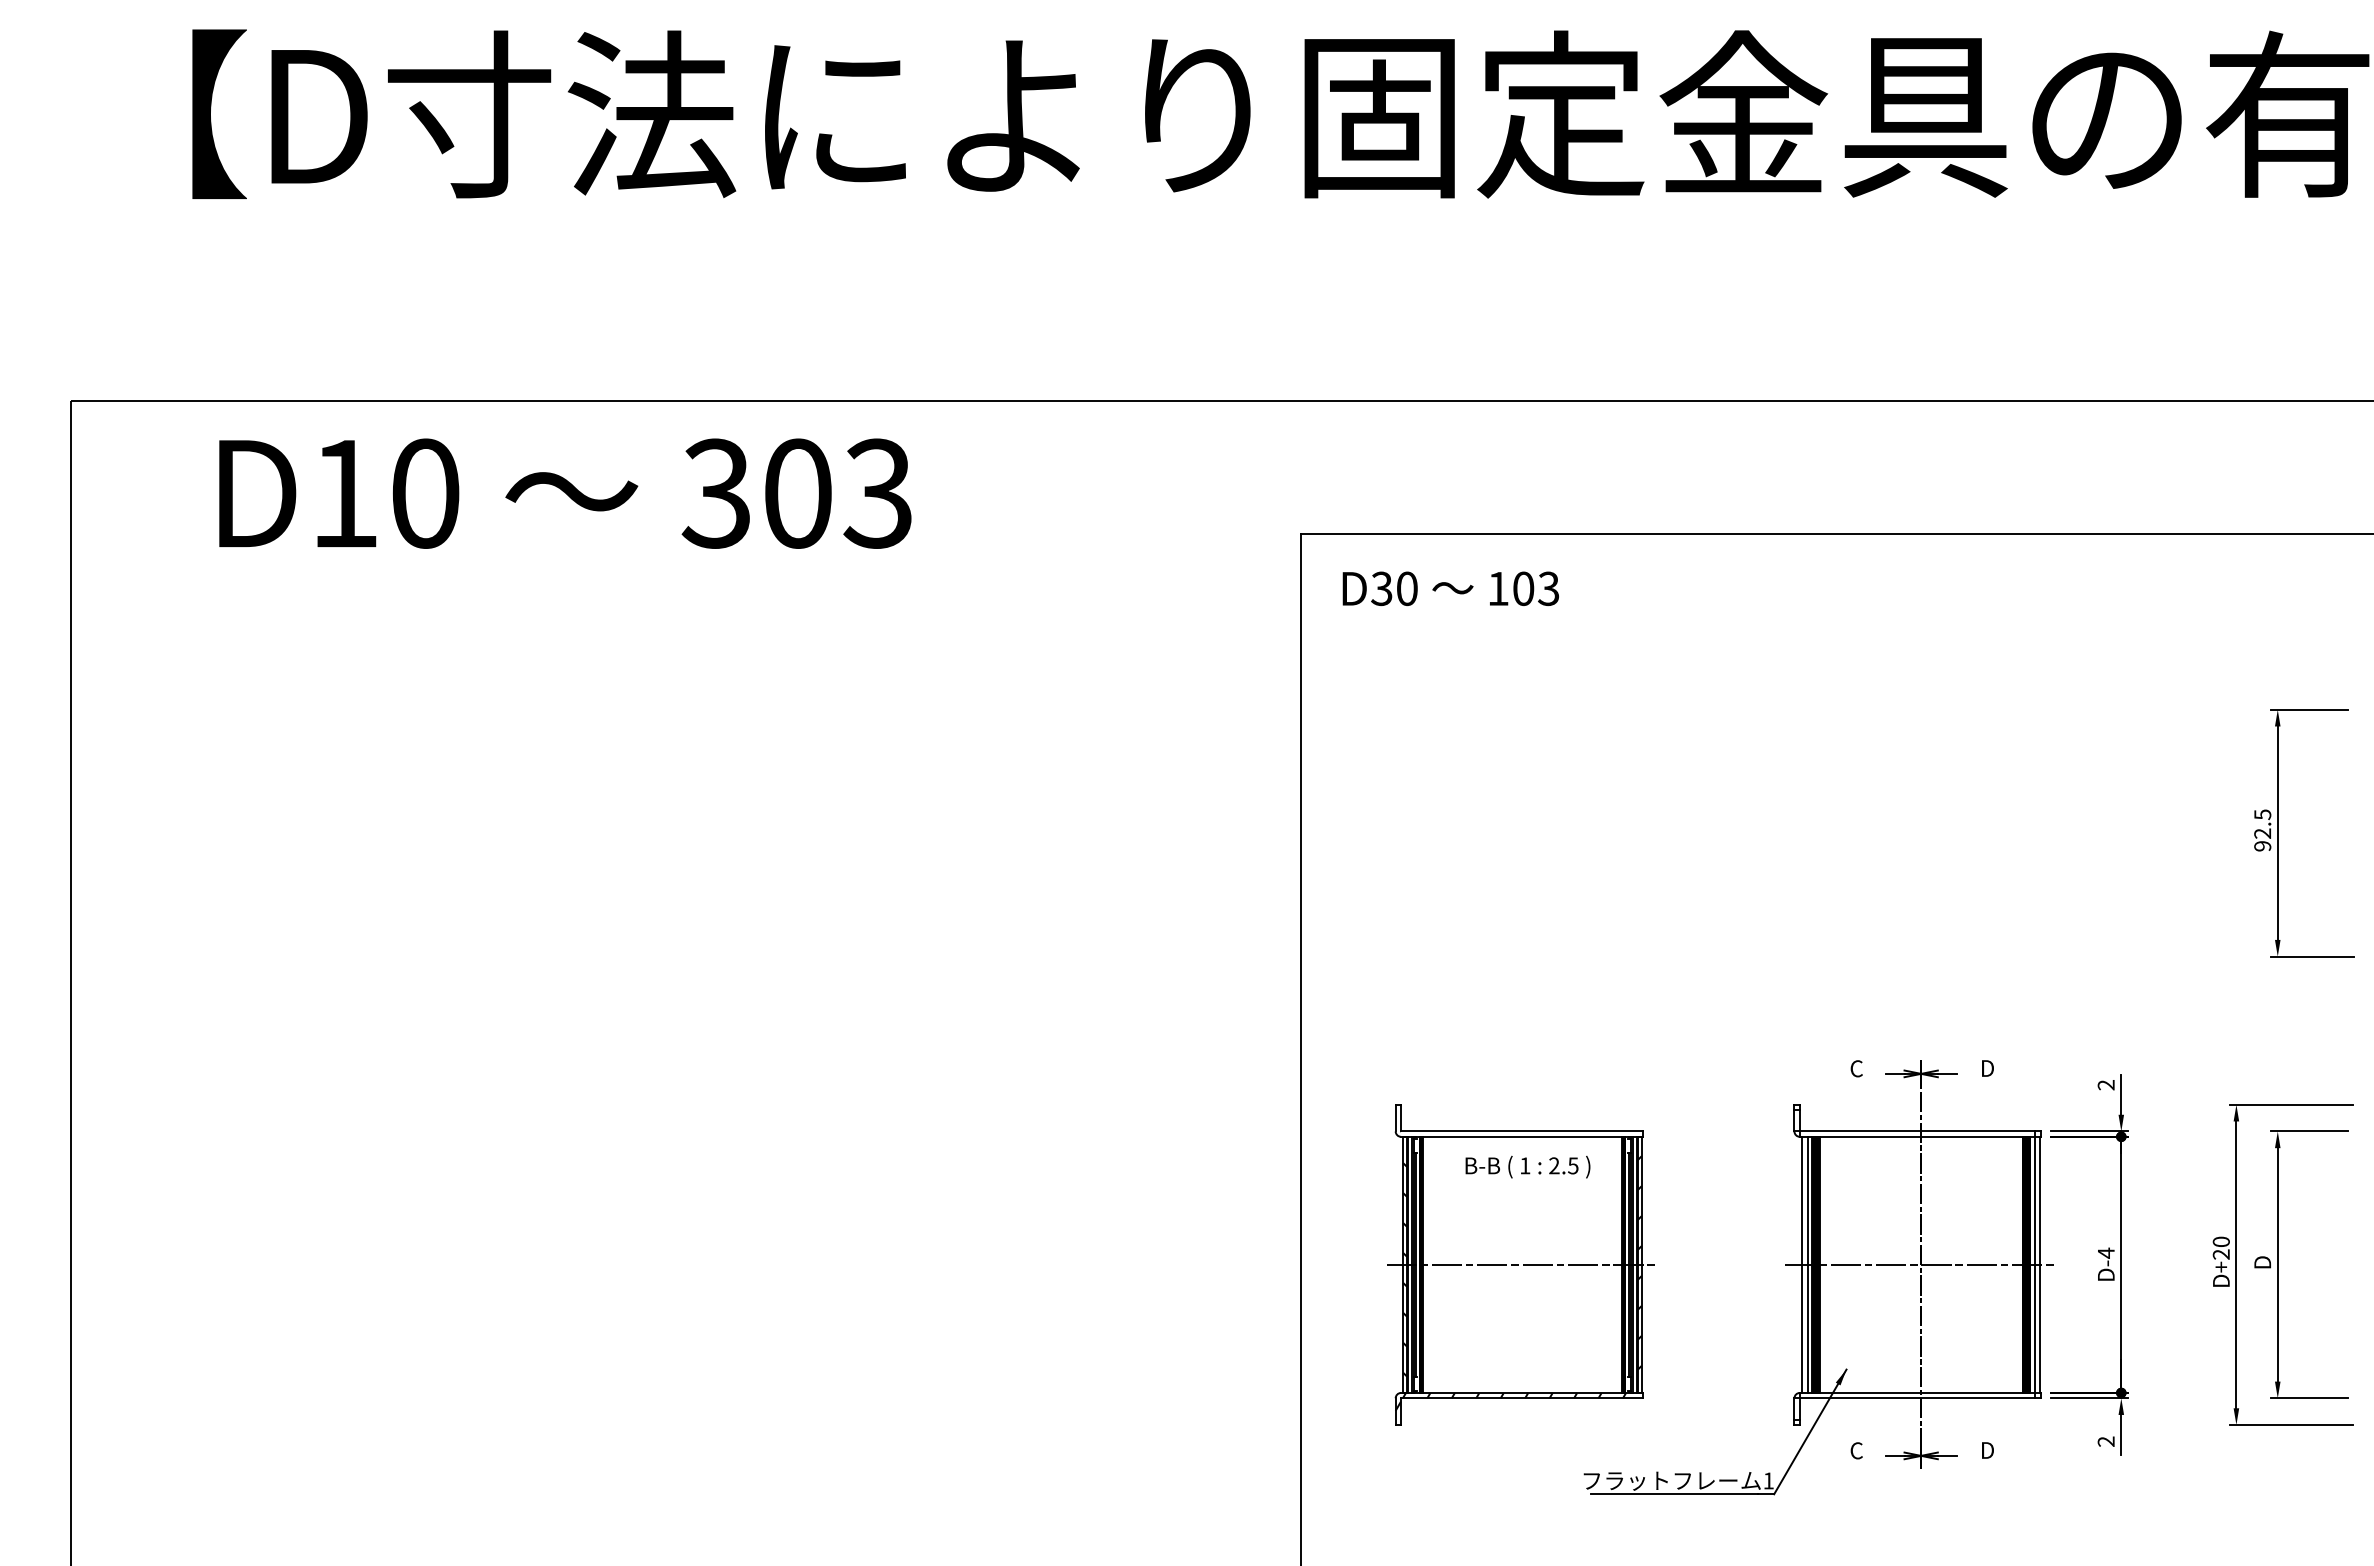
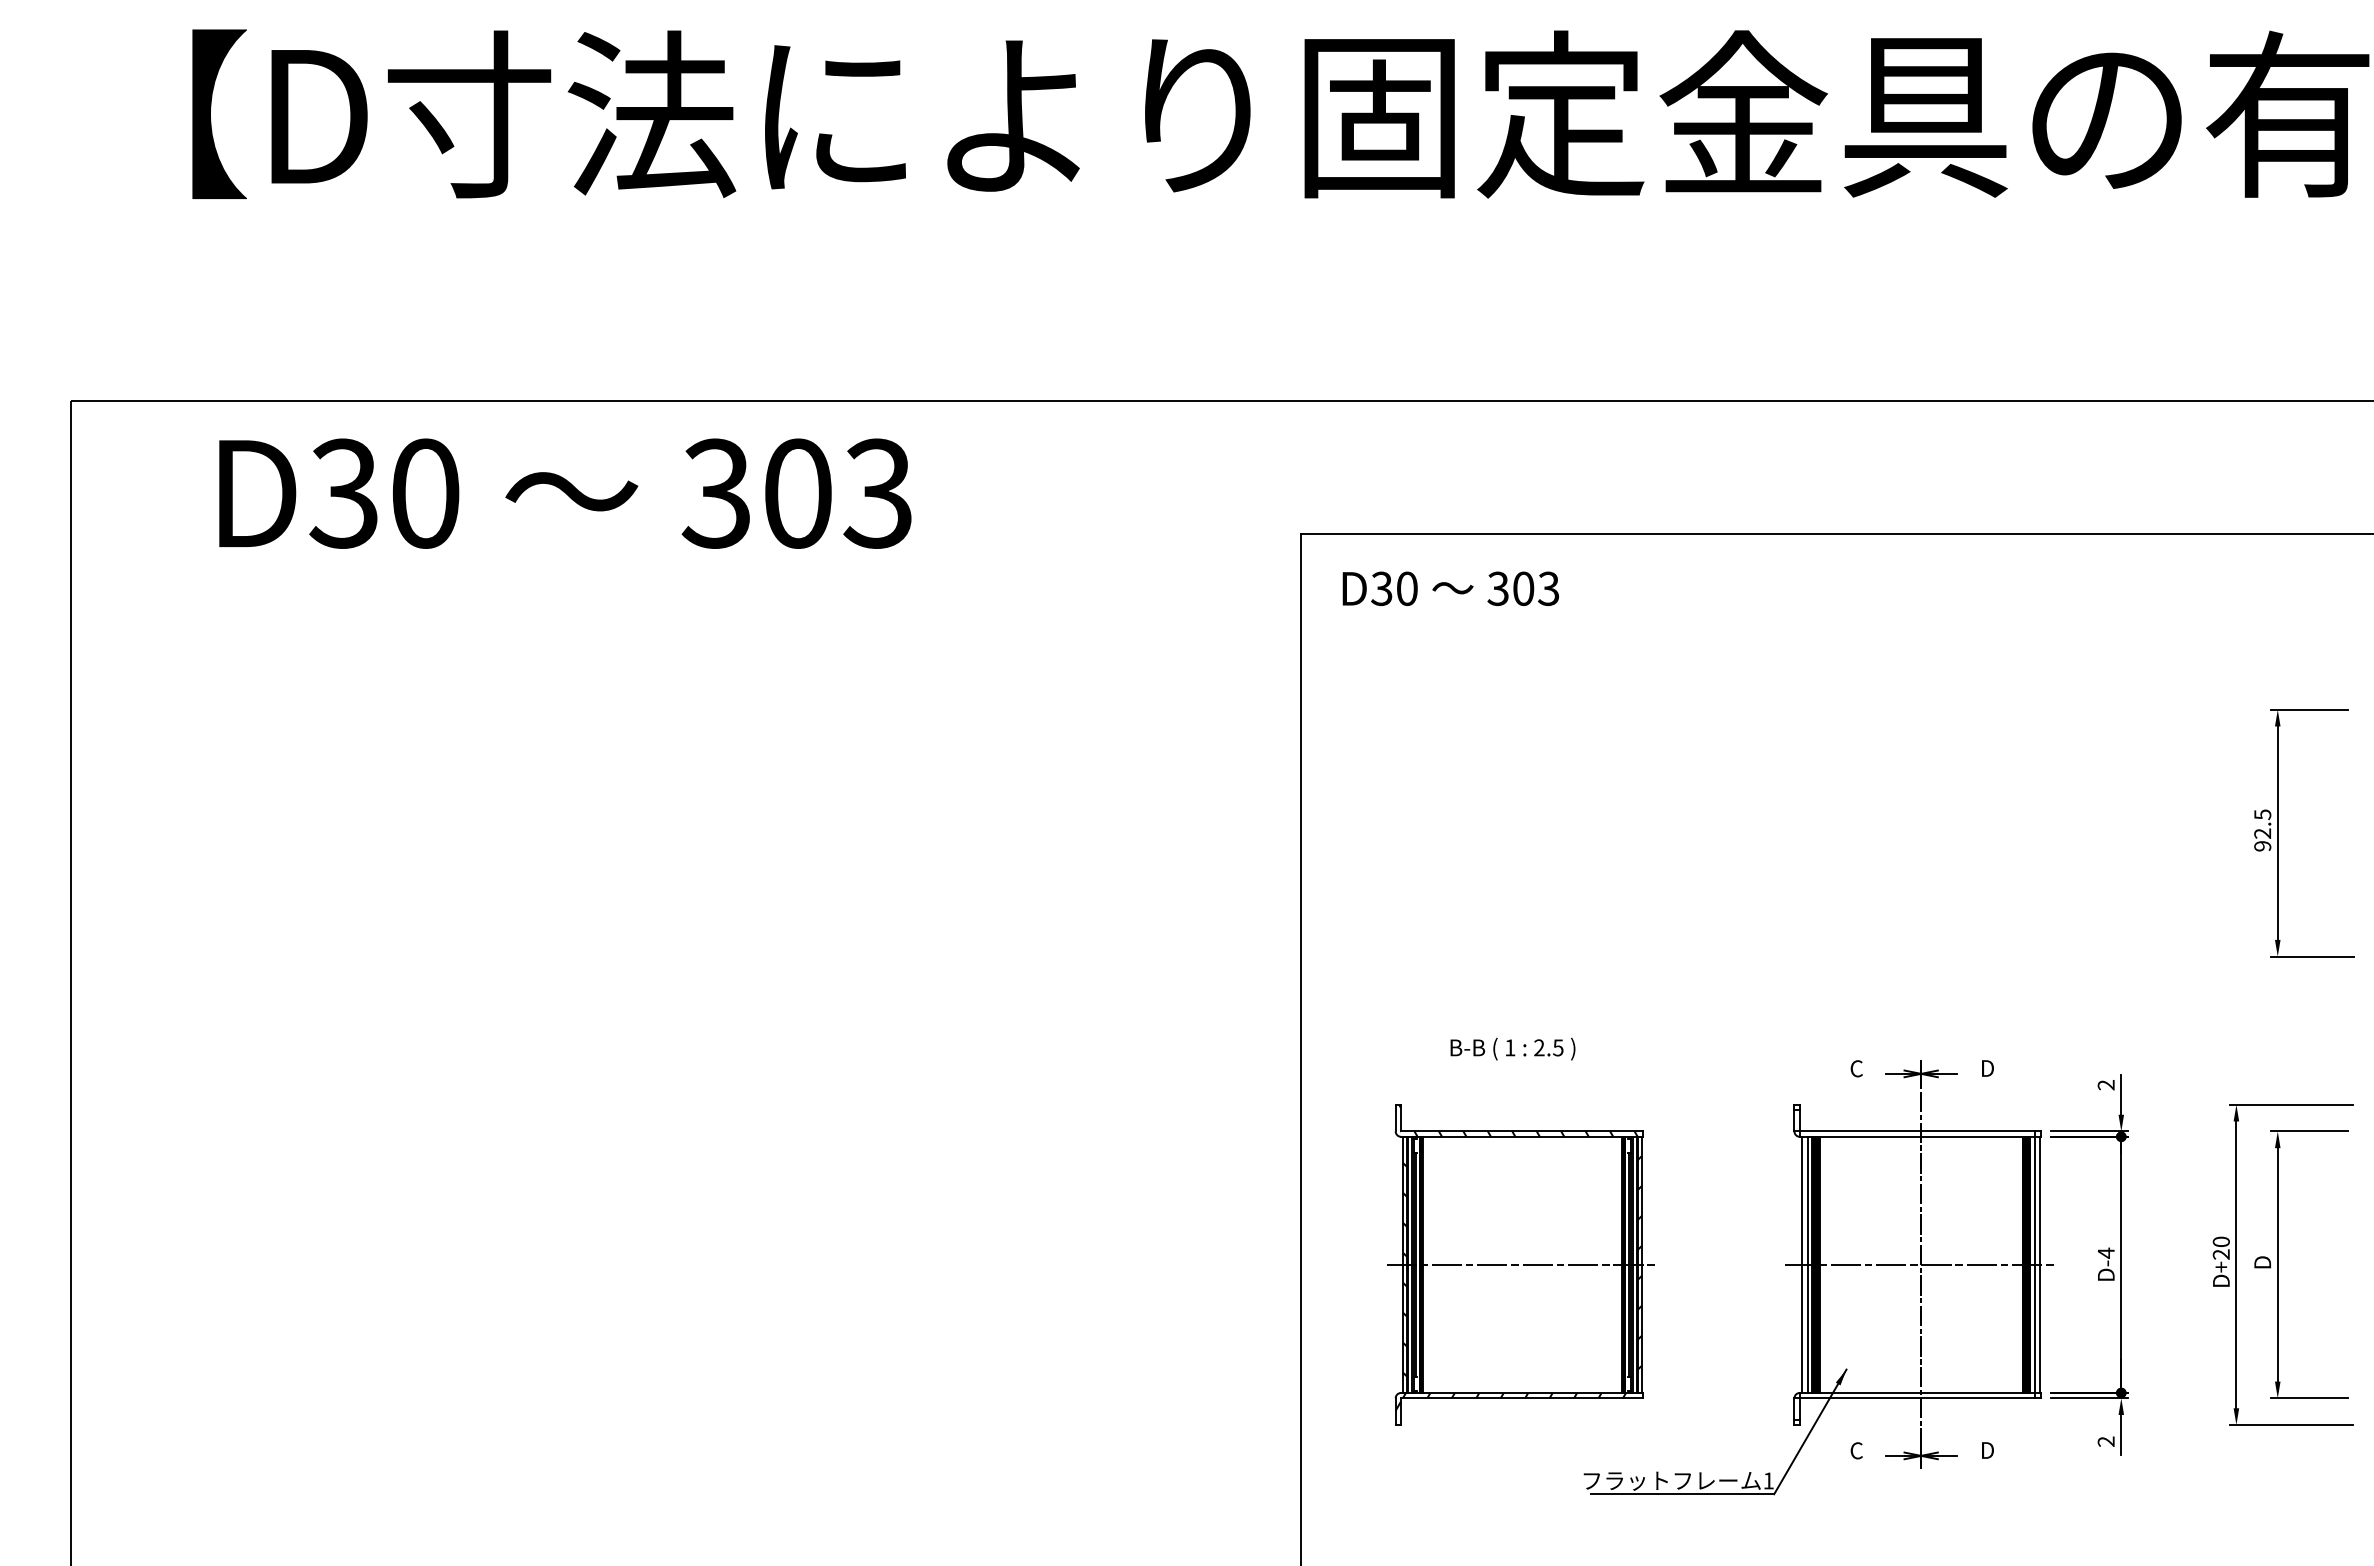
text: D10 -> D30 (343, 493)
text: 103 -> 303 (1497, 588)
hatch: none -> present (1518, 1120)
text position: (1527, 1166) -> (1512, 1048) (1512, 1048)
